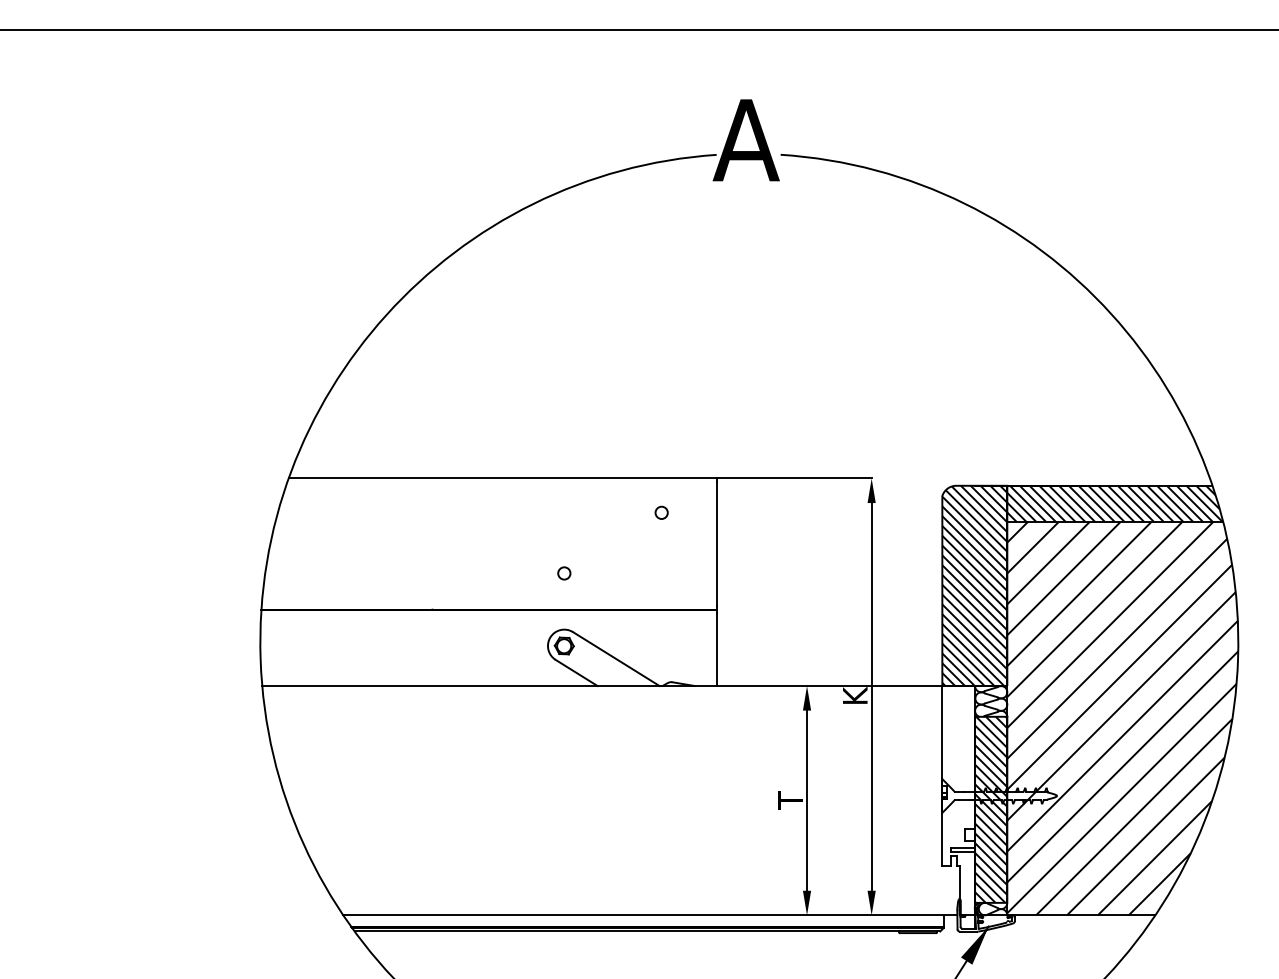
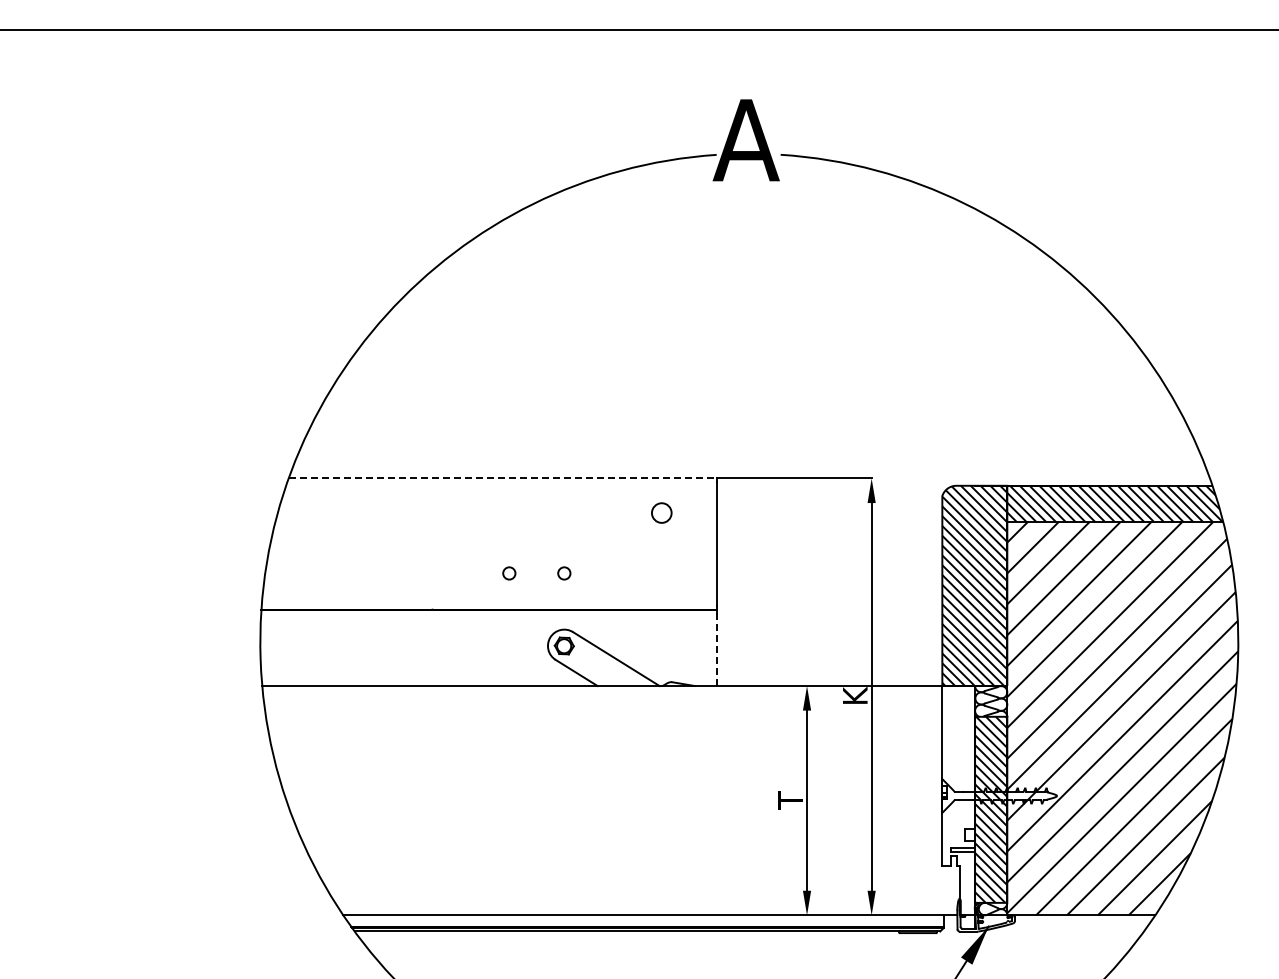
line: solid -> dashed (503, 478)
circle size: 15x15 px -> 22x22 px (661, 512)
circle: none -> present (509, 573)
line: solid -> dashed (717, 649)
